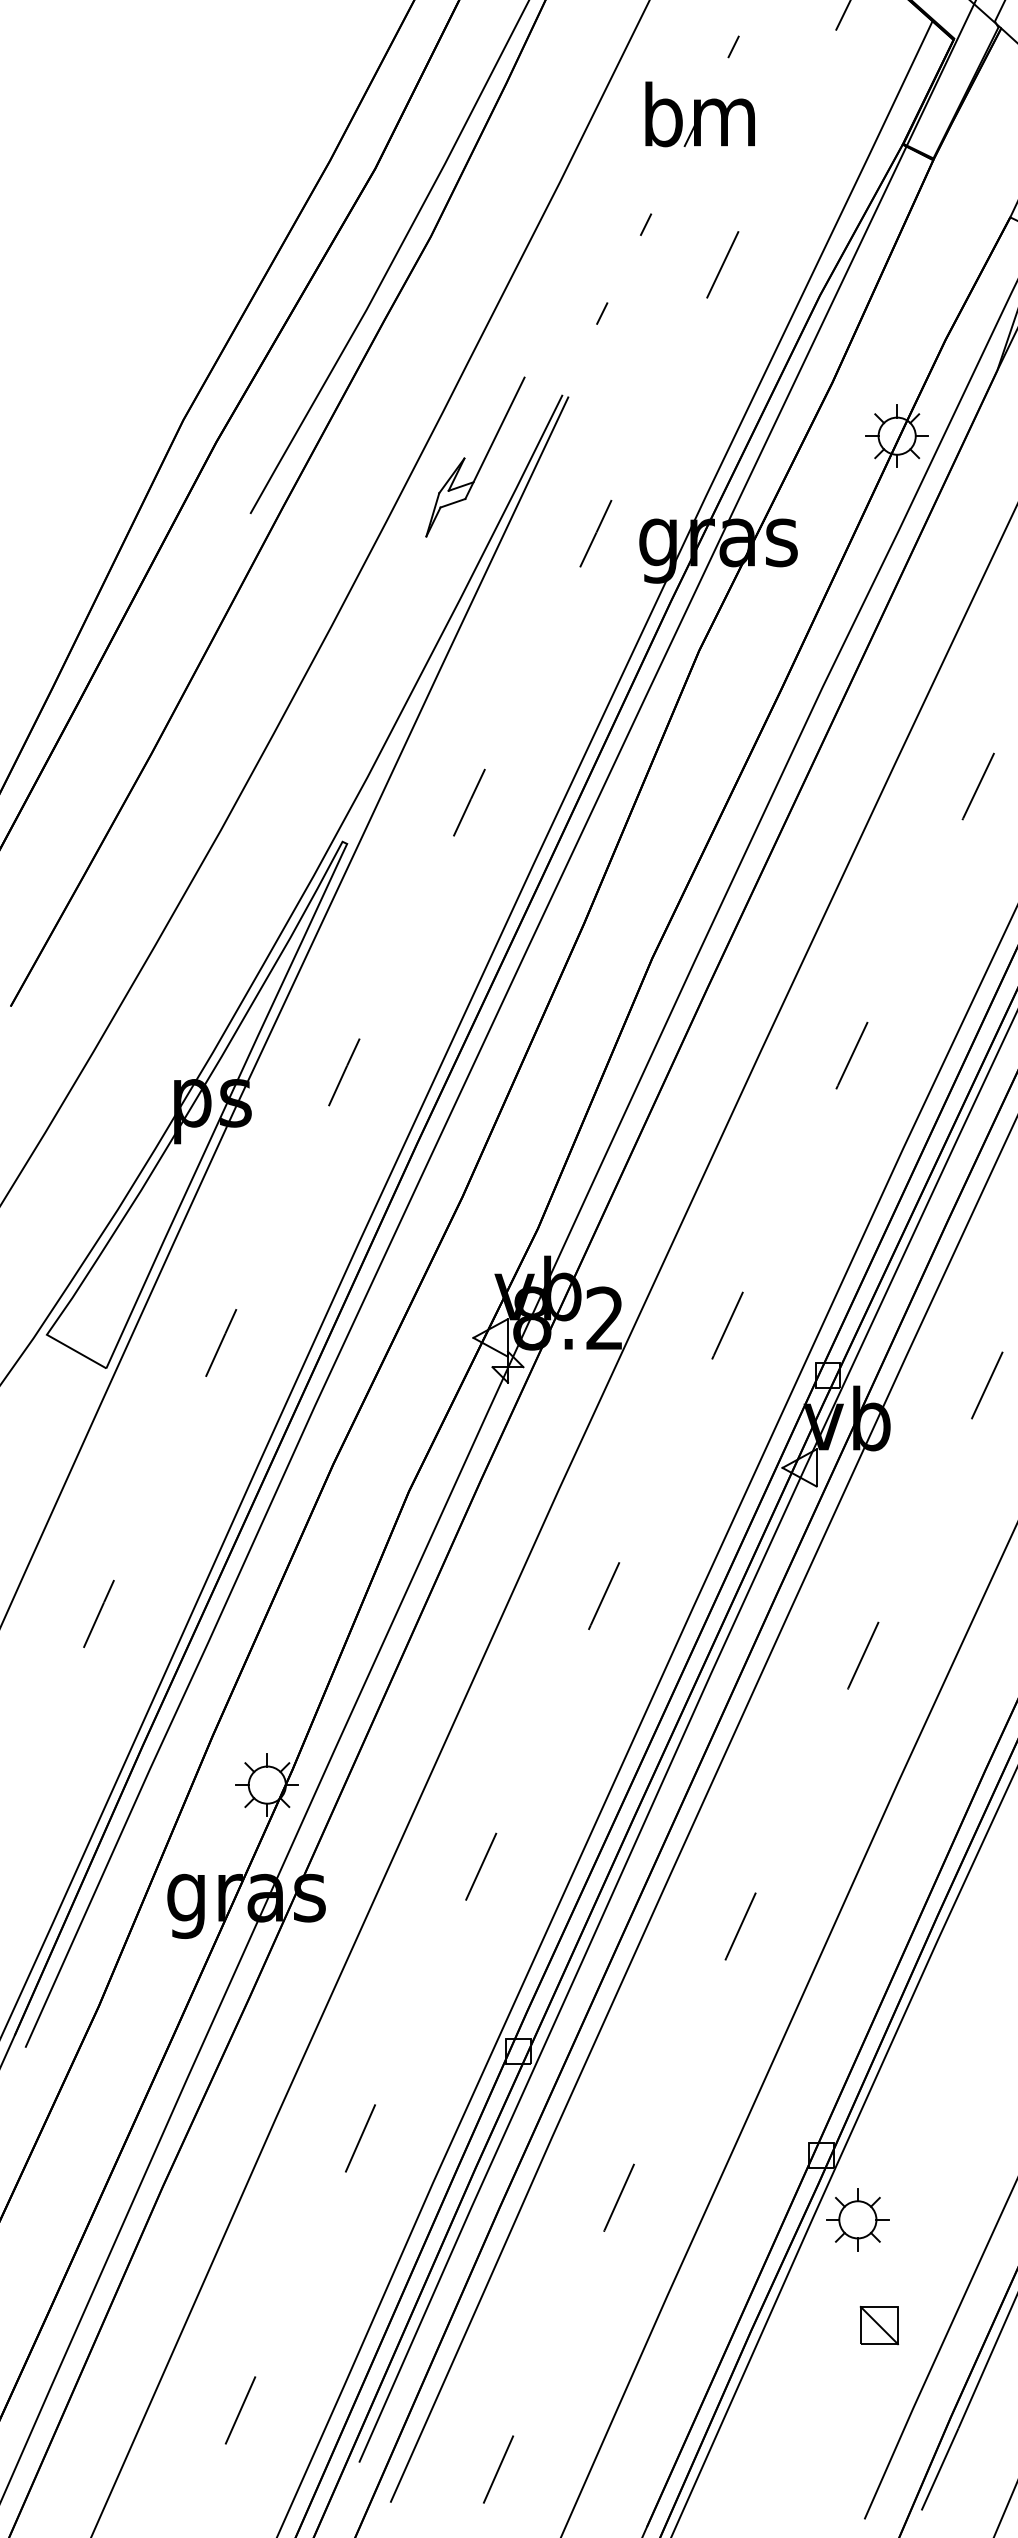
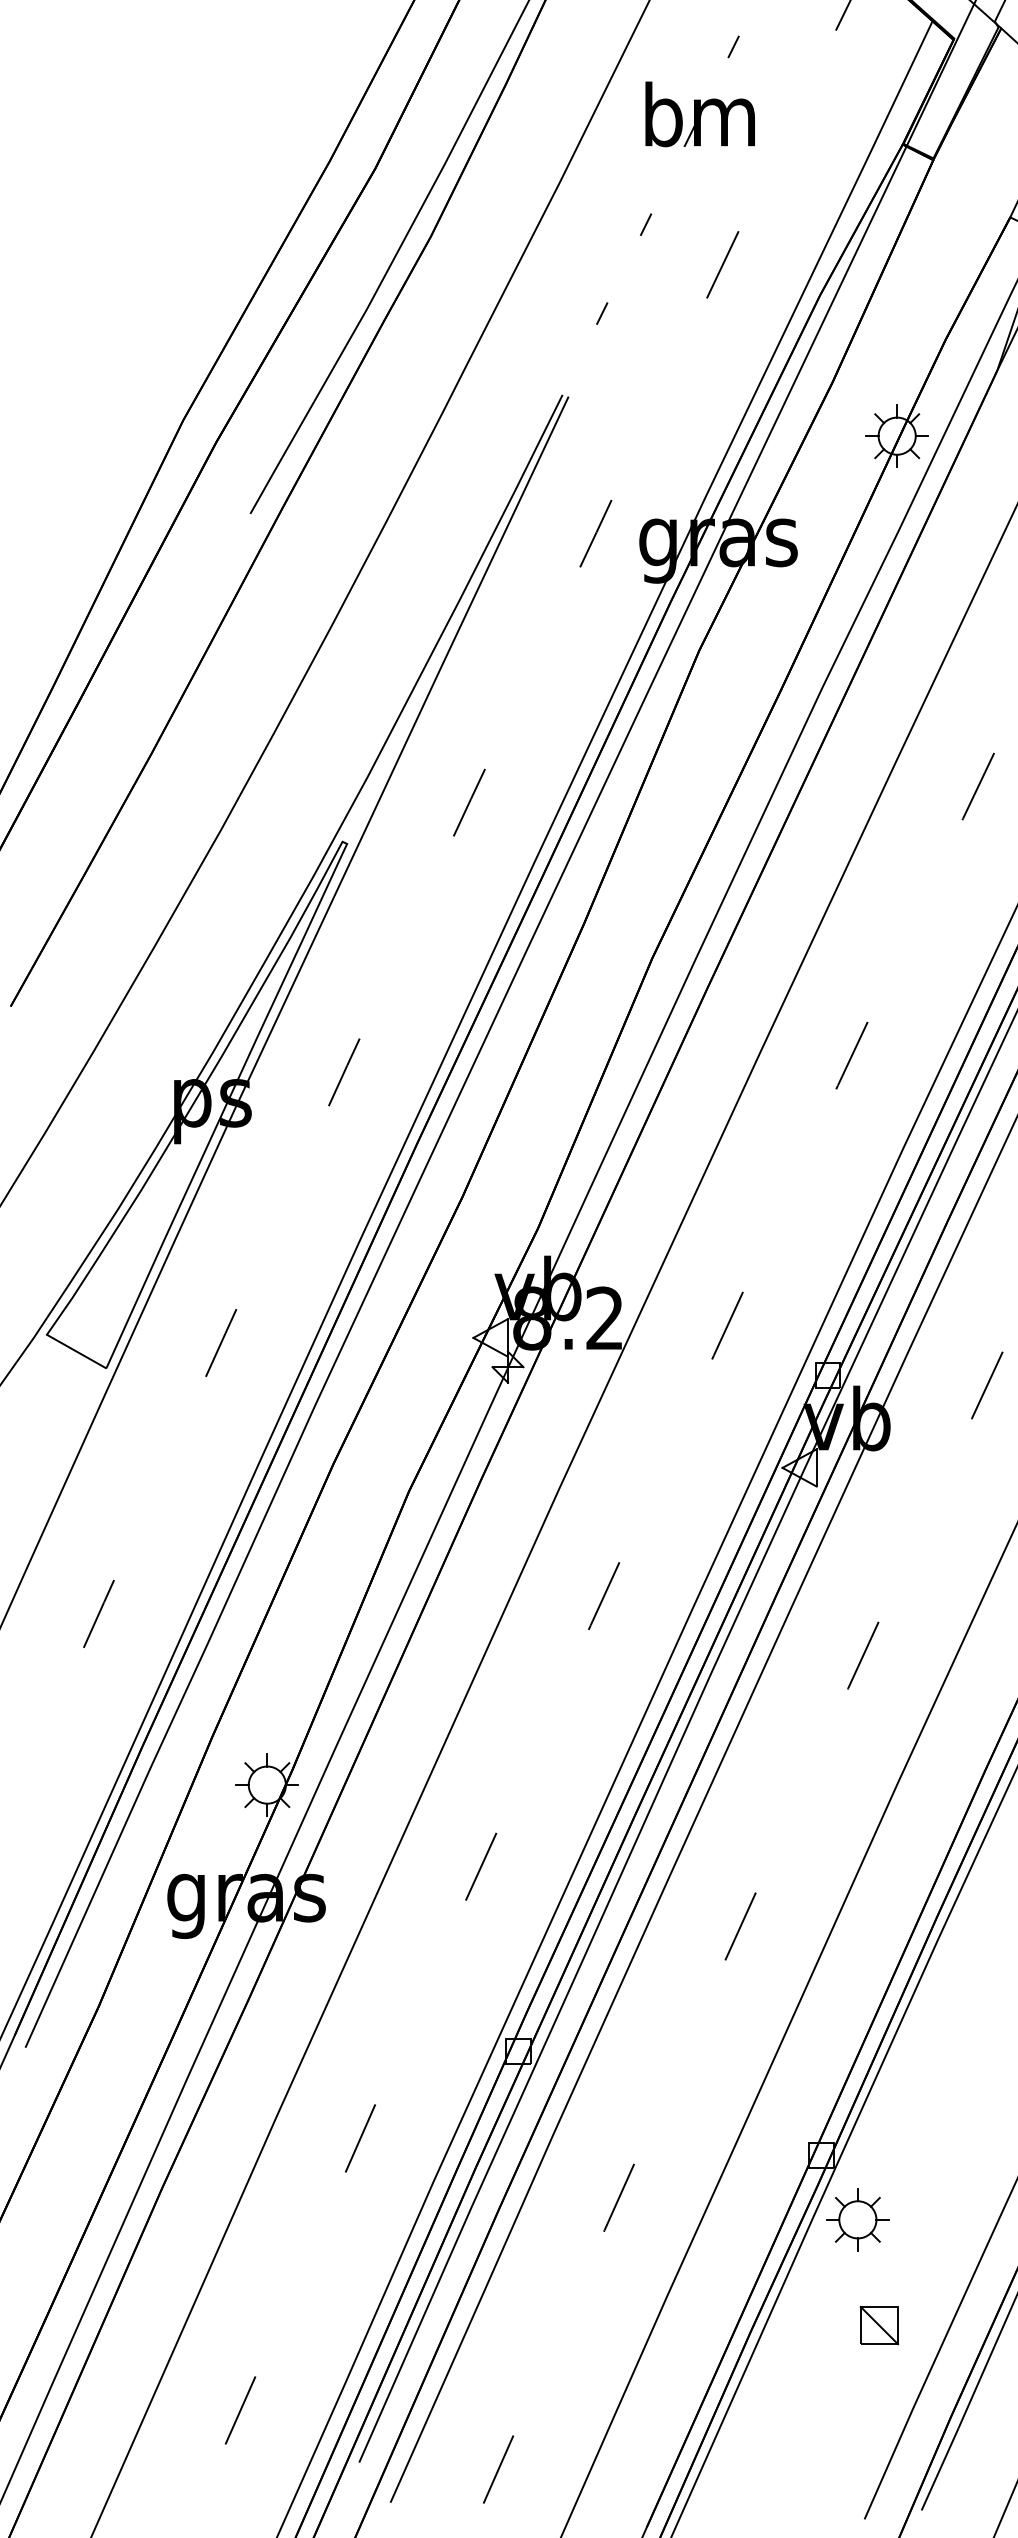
part: present -> none (483, 459)
